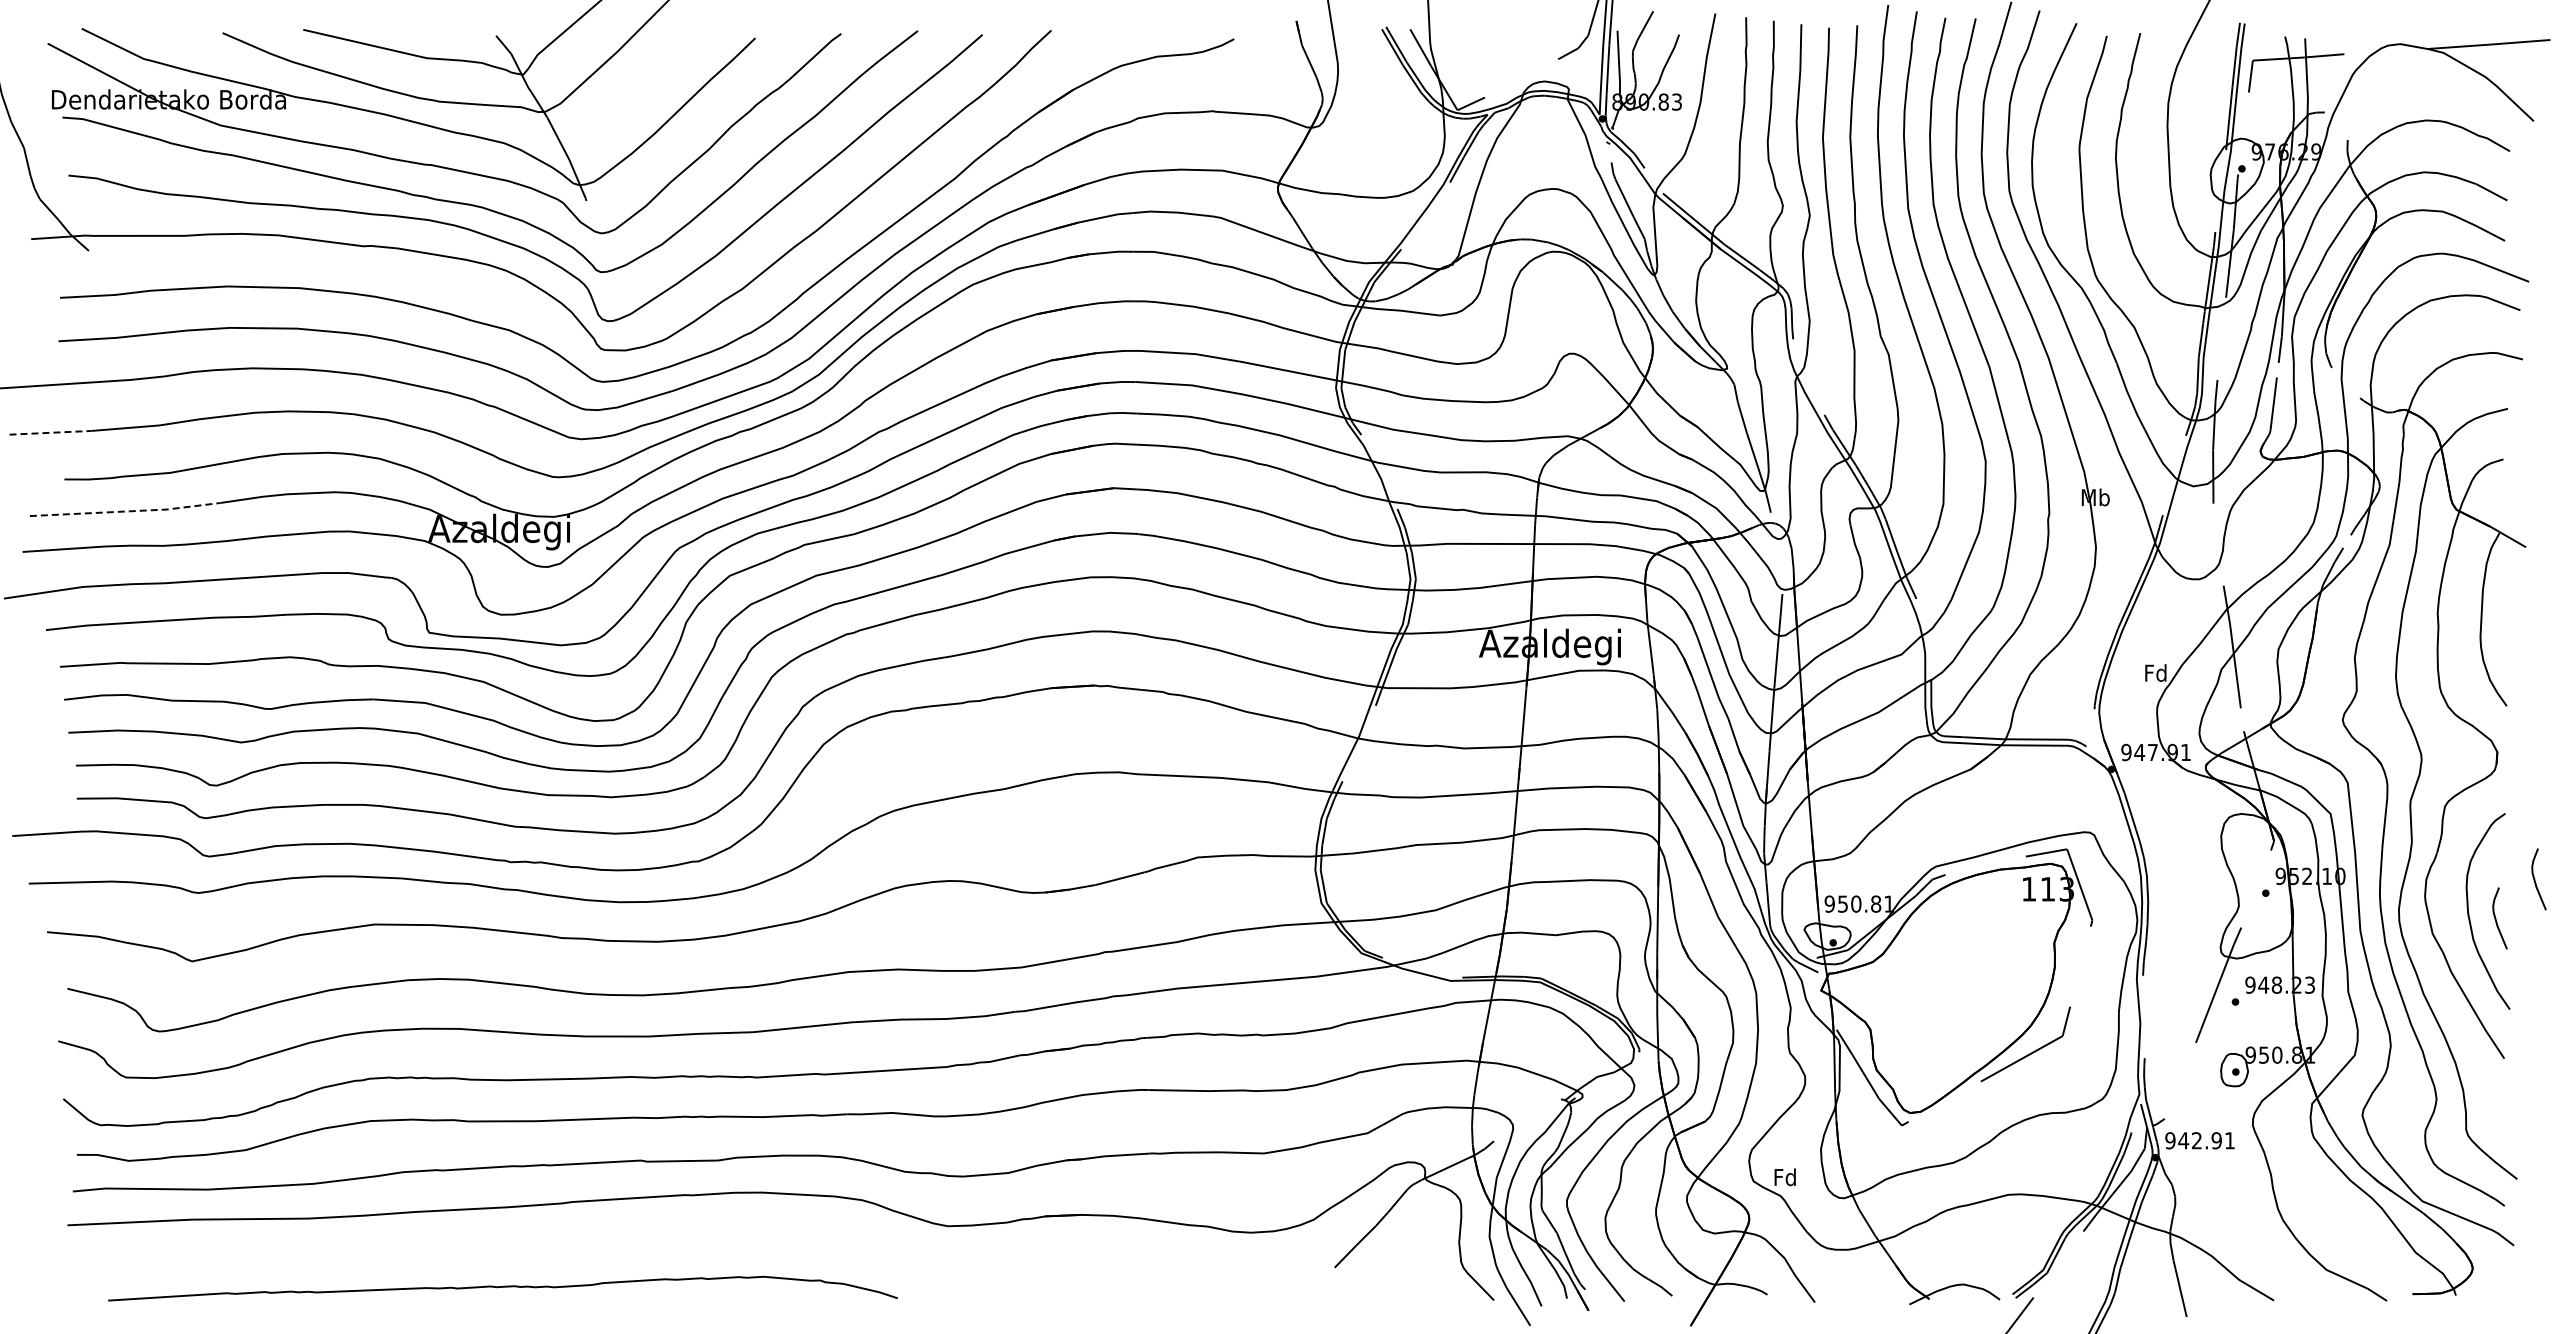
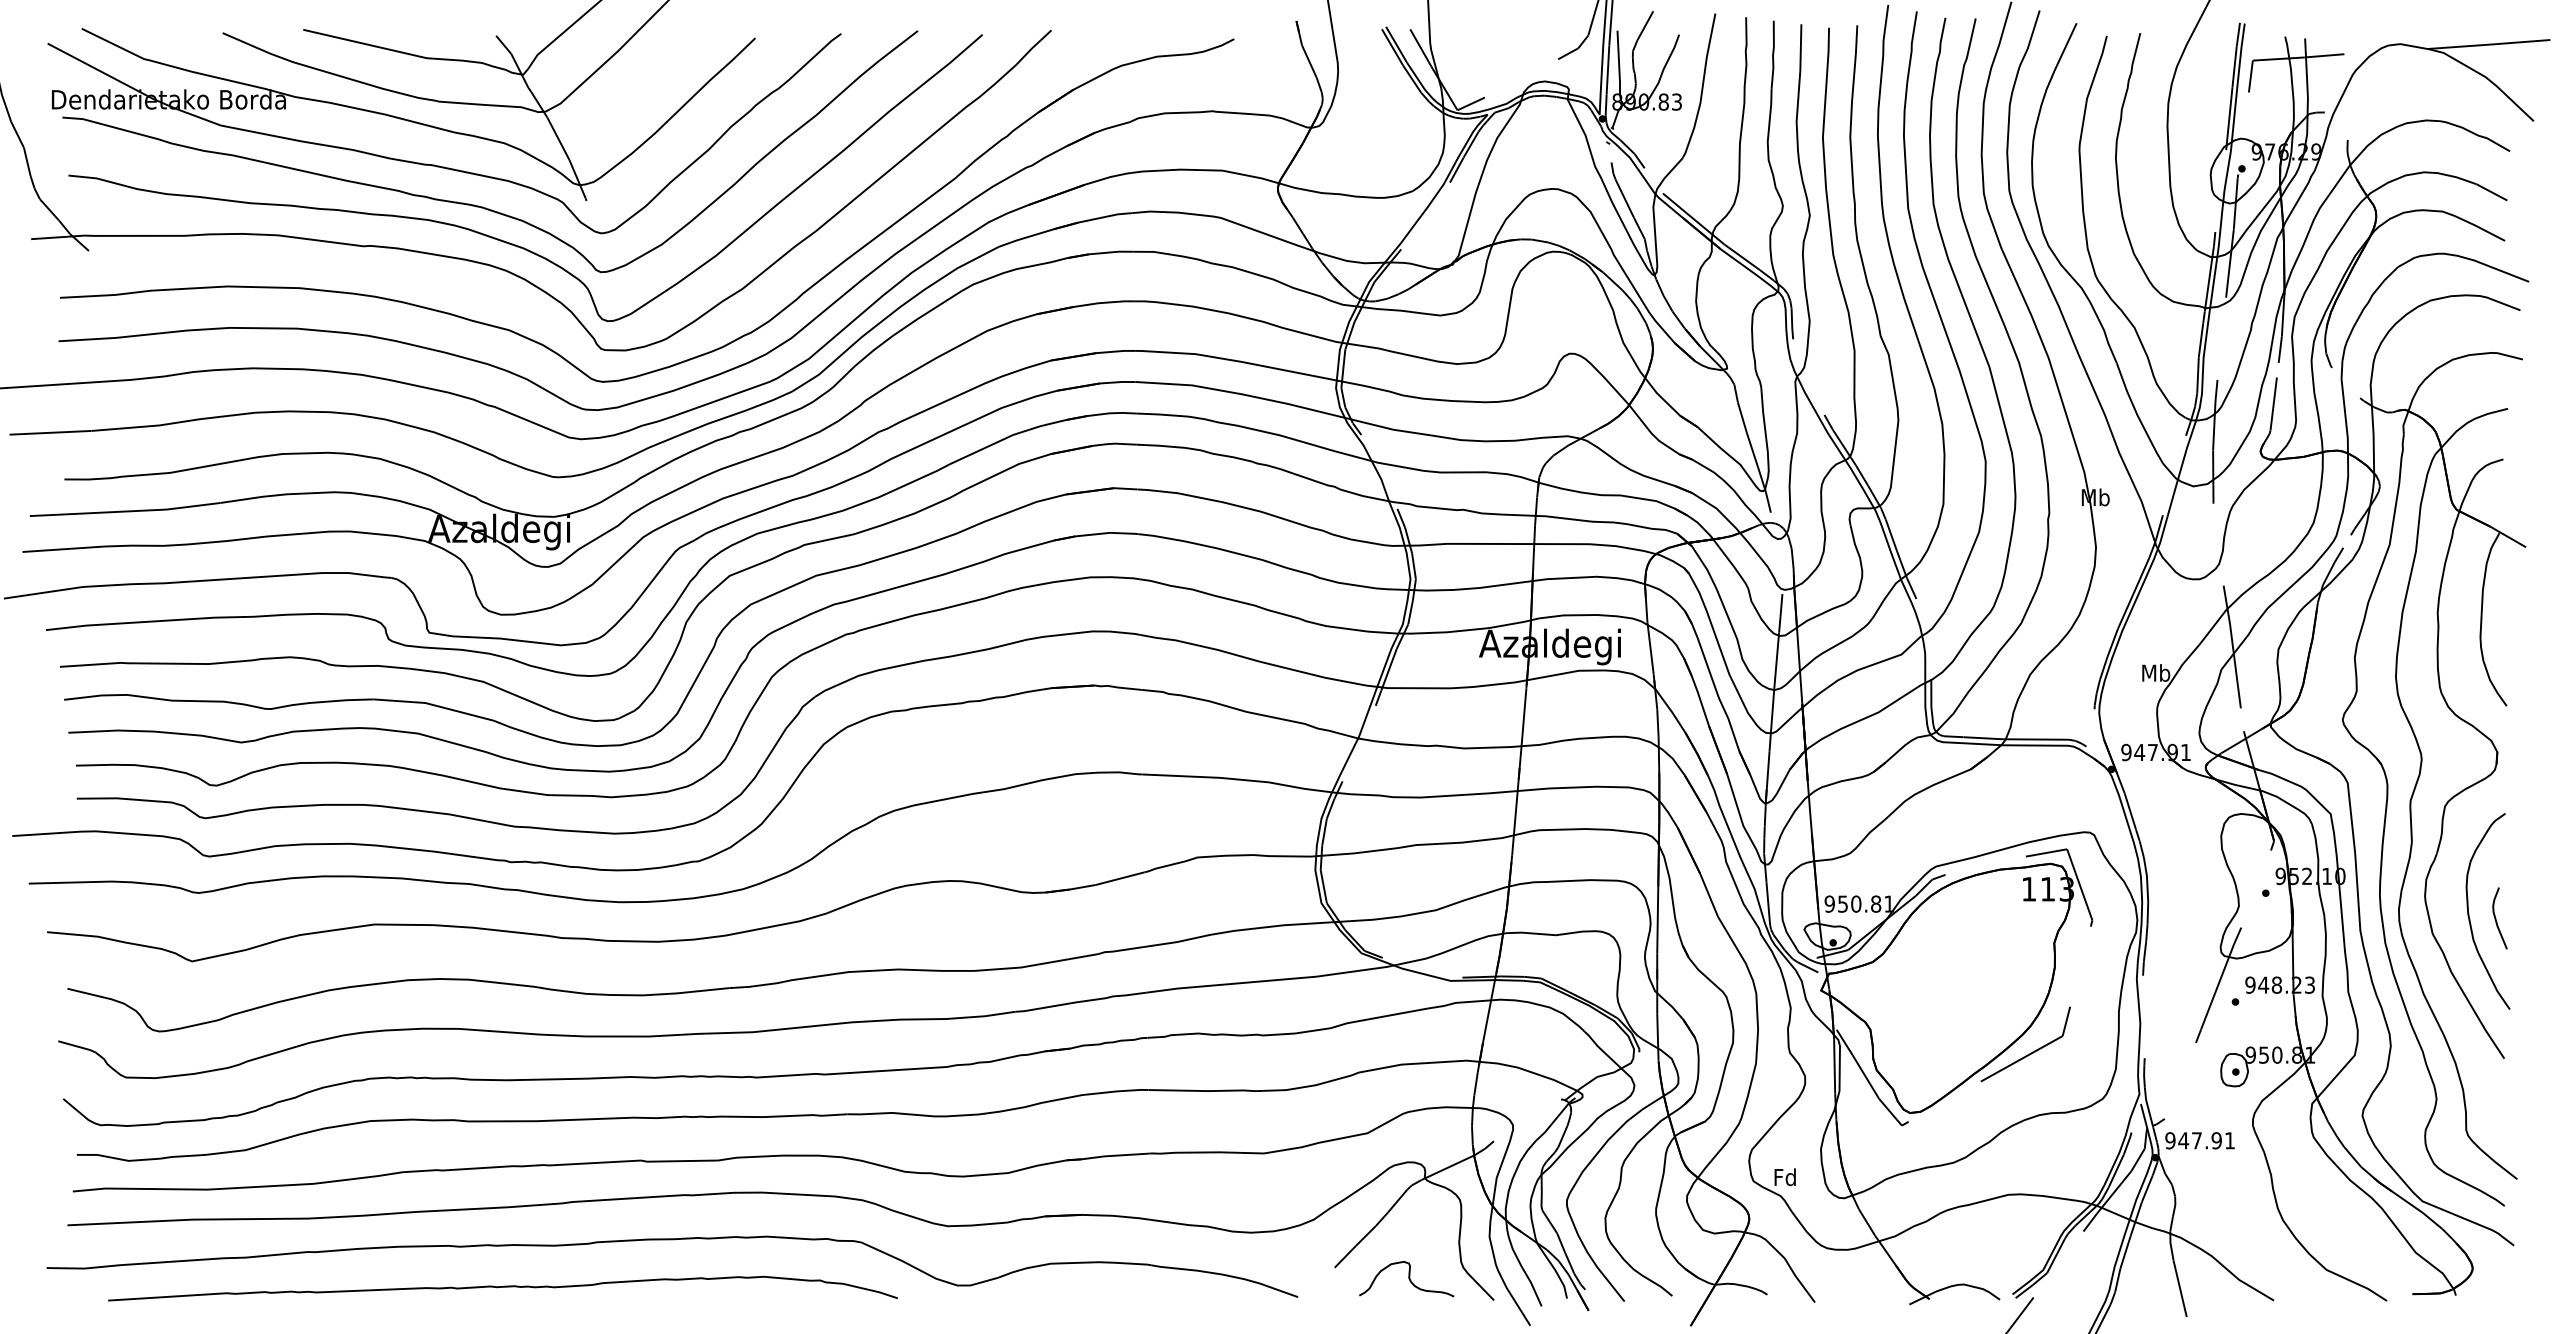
line: dashed -> solid (50, 432)
line: dashed -> solid (126, 511)
text: Fd -> Mb (2156, 672)
curve: present -> none (2535, 879)
text: 942.91 -> 947.91 (2196, 1140)
part: none -> present (672, 1240)
curve: none -> present (1408, 1279)
